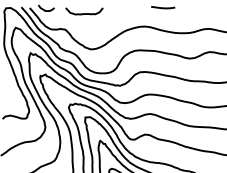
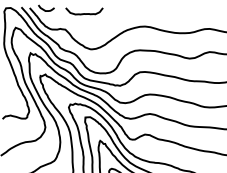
line: present -> none (163, 7)
